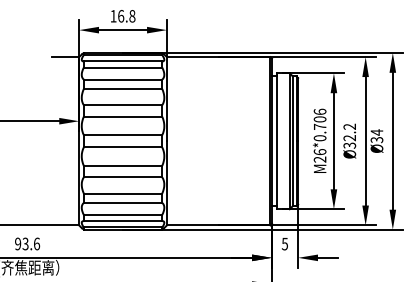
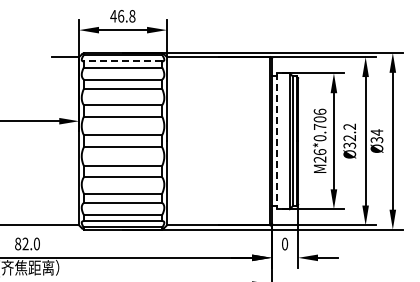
text: 16.8 -> 46.8 (113, 16)
line: solid -> dashed (122, 61)
line: solid -> dashed (277, 141)
text: 93.6 -> 82.0 (27, 243)
text: 5 -> 0 (284, 243)
